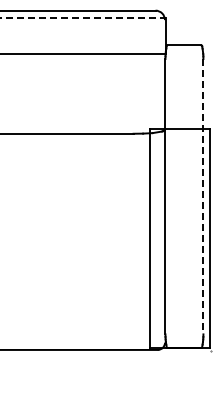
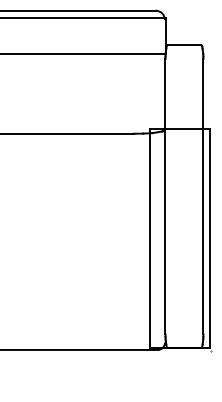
line: dashed -> solid (83, 17)
line: dashed -> solid (203, 196)
